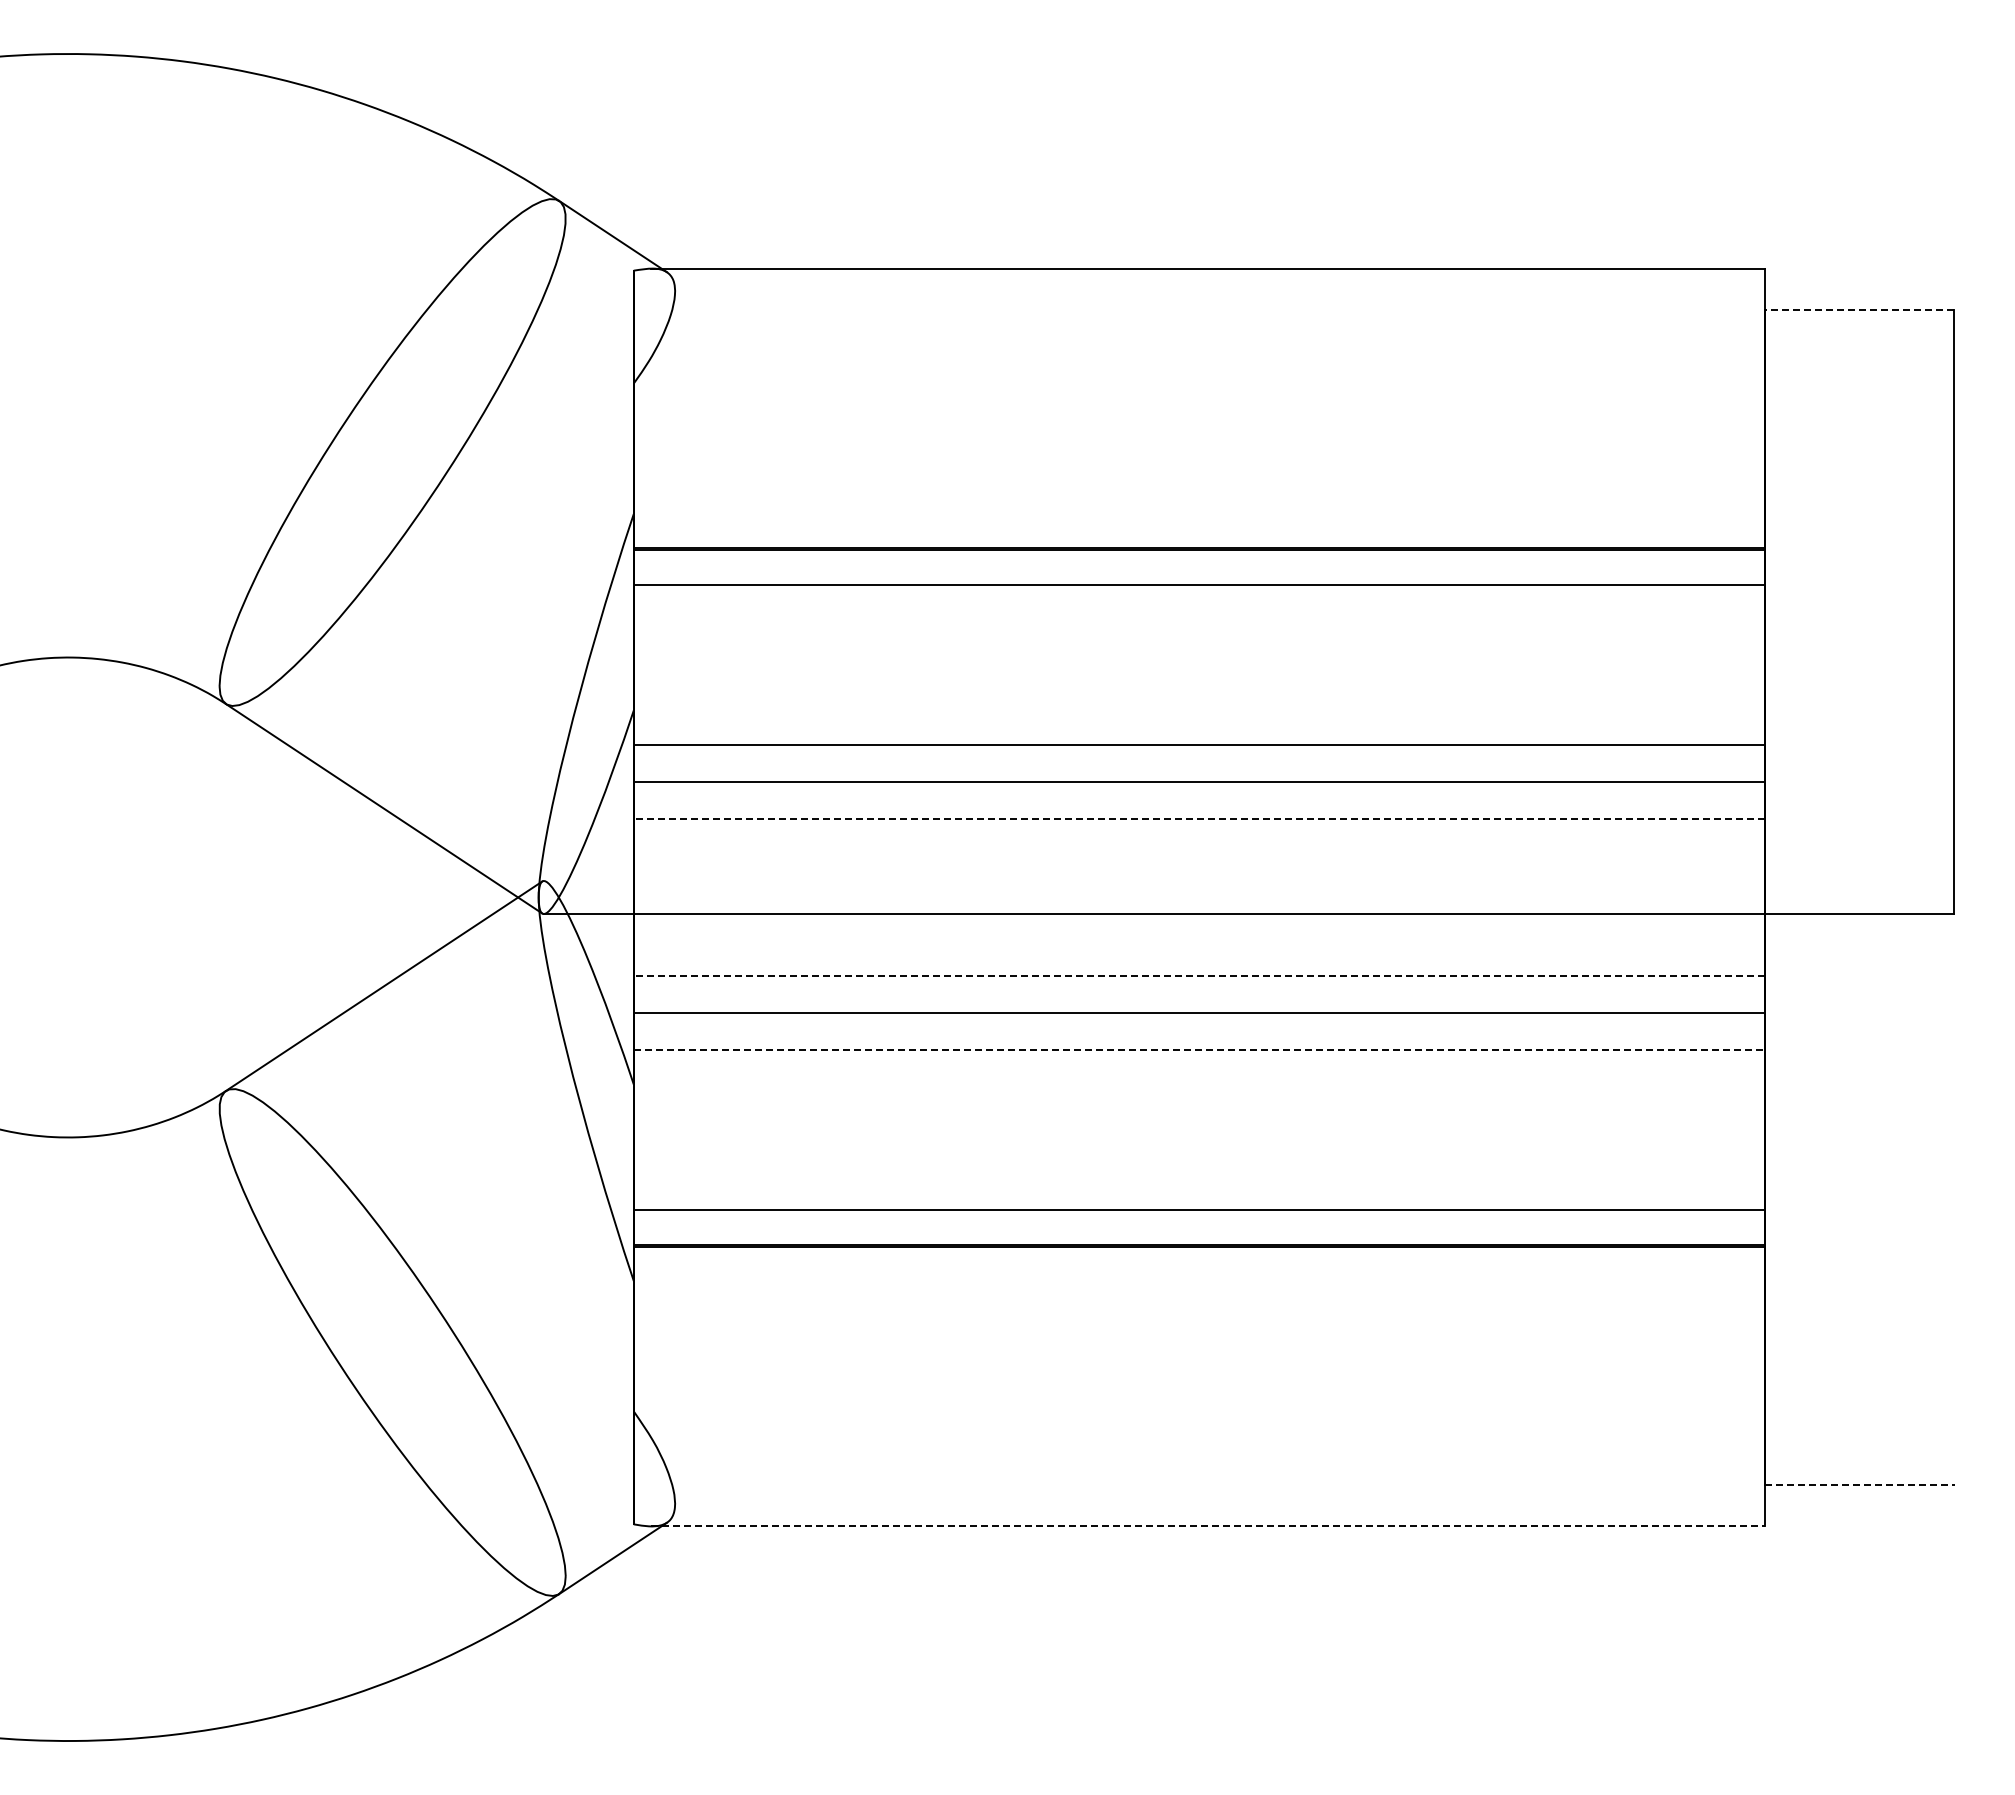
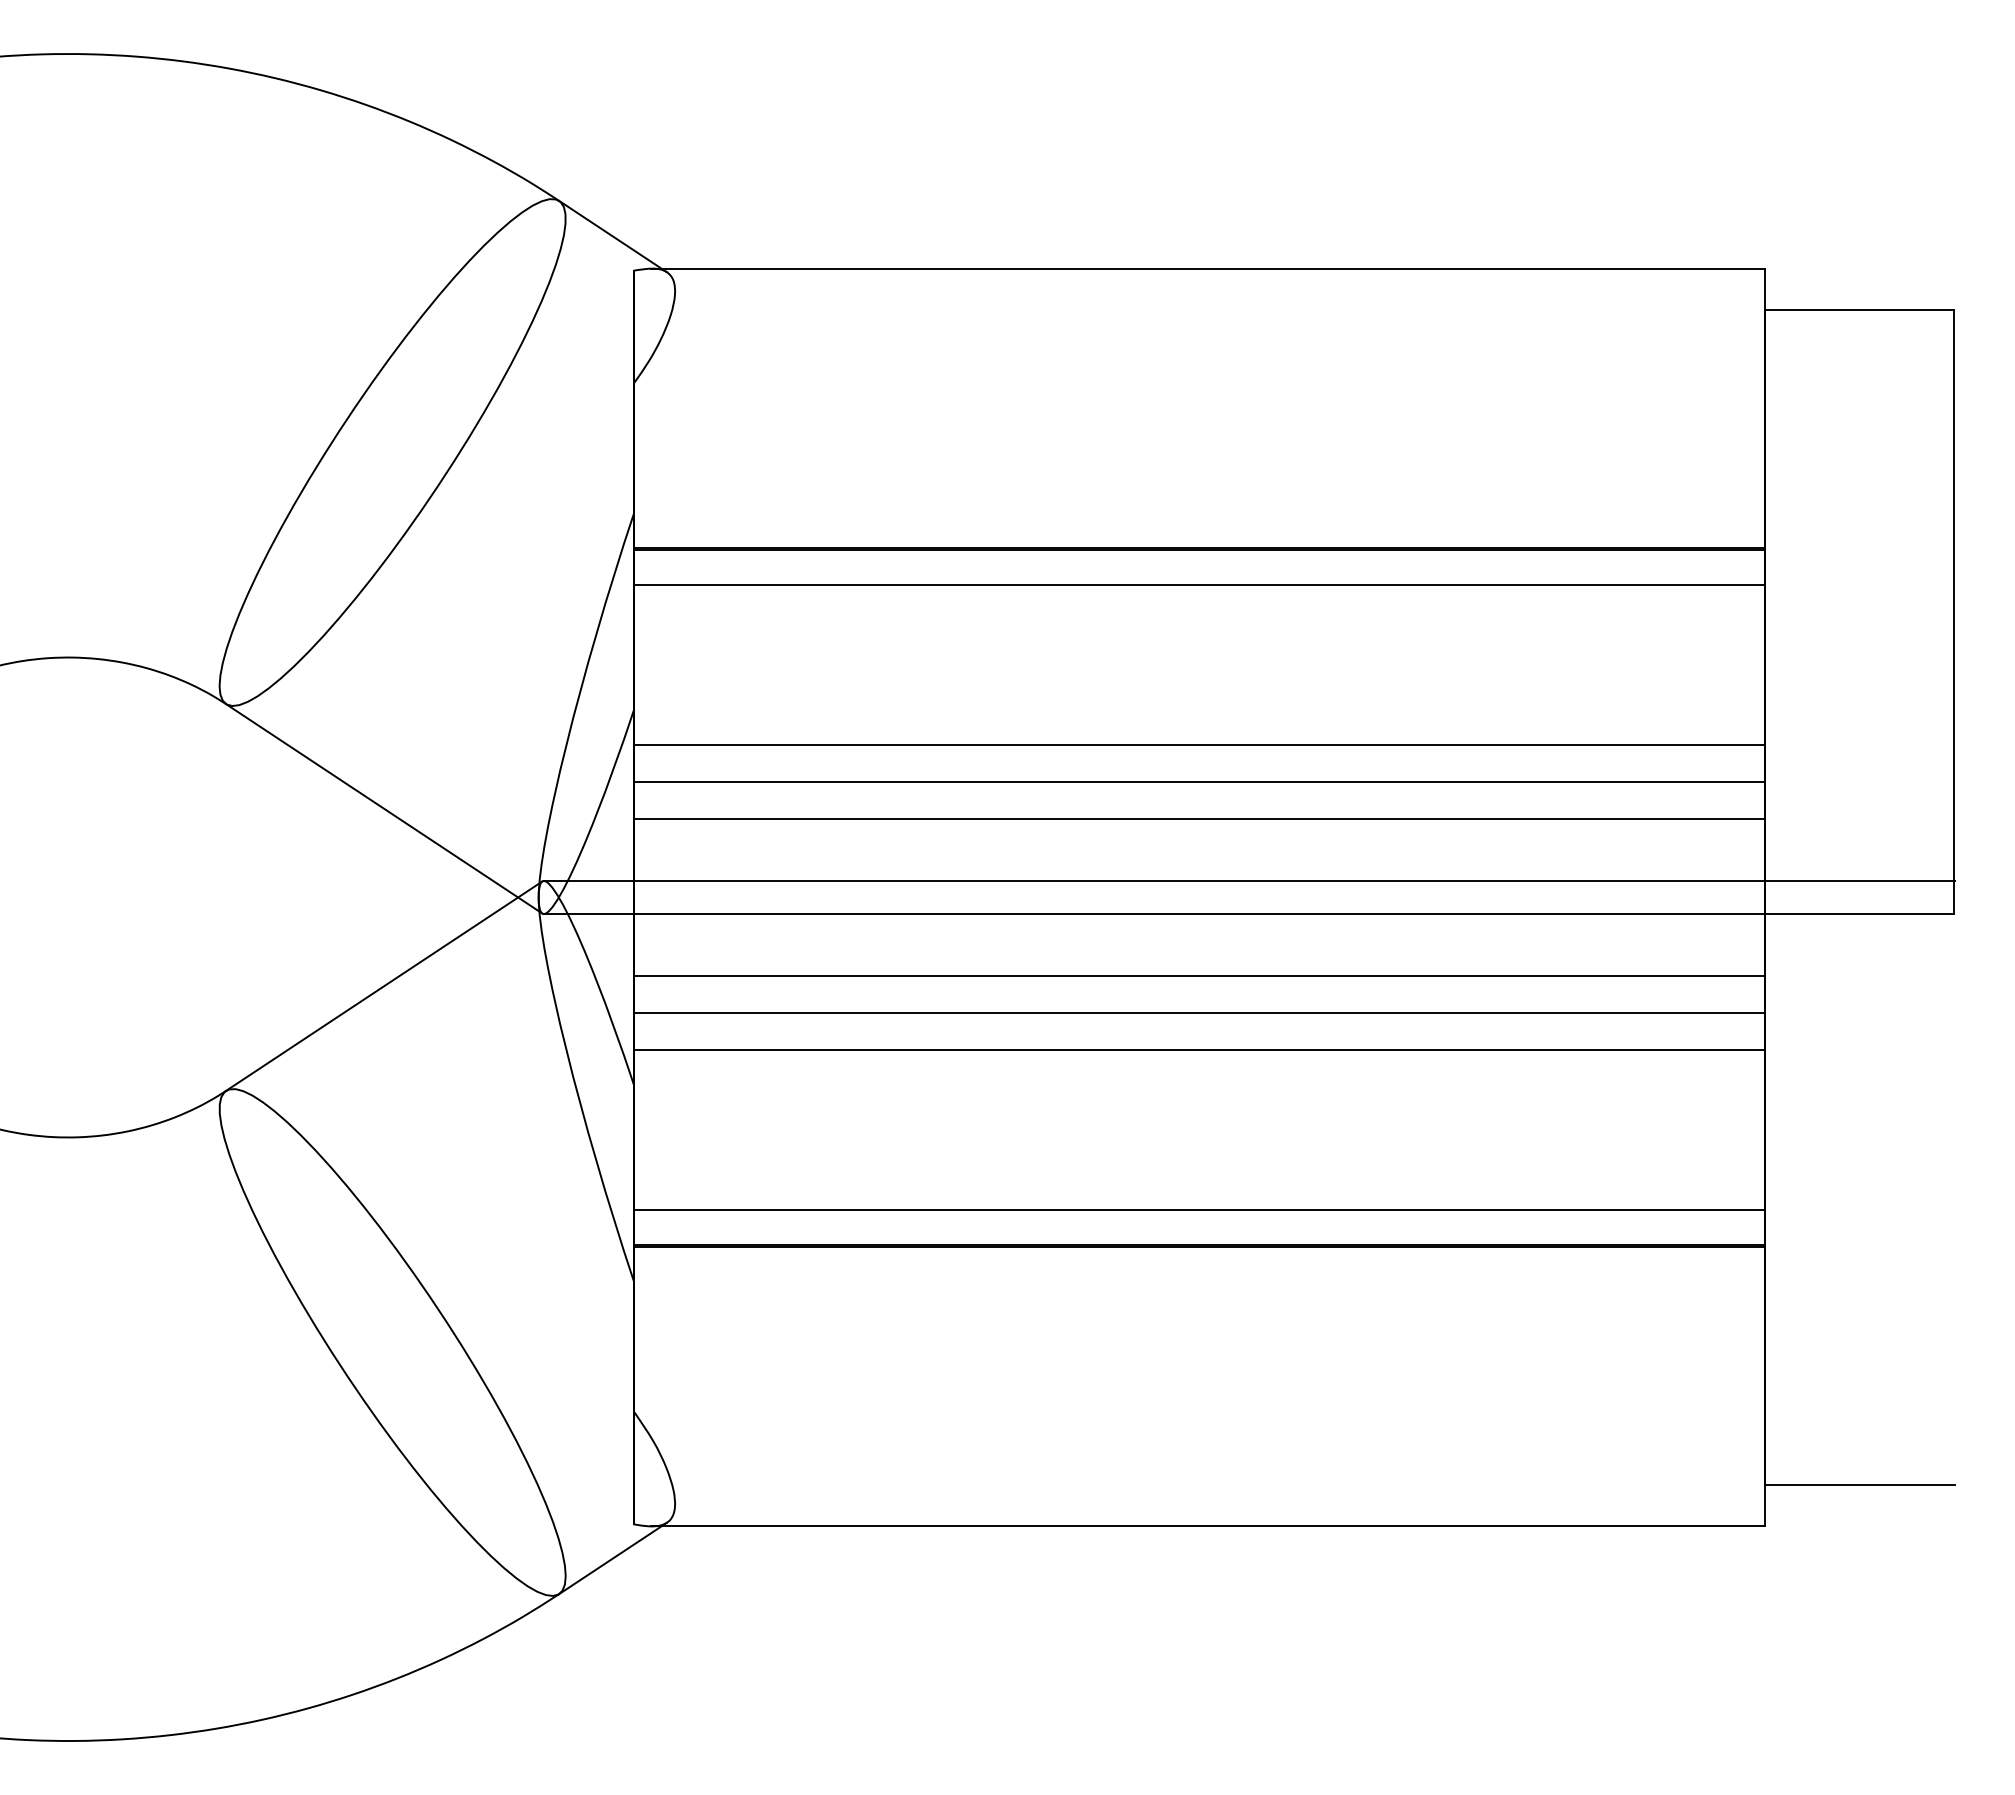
line: dashed -> solid (1859, 310)
line: dashed -> solid (1199, 818)
line: none -> present (1249, 881)
line: dashed -> solid (1199, 976)
line: dashed -> solid (1199, 1049)
line: dashed -> solid (1860, 1484)
line: dashed -> solid (1208, 1526)
